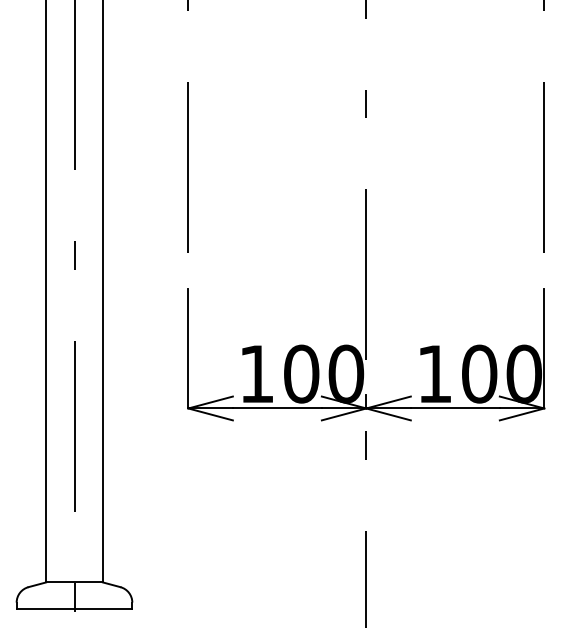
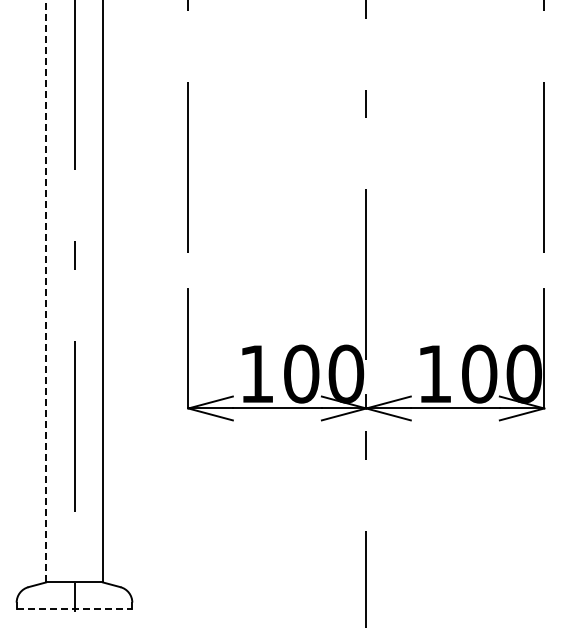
line: solid -> dashed (46, 291)
line: solid -> dashed (74, 609)
